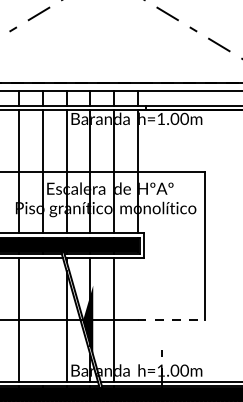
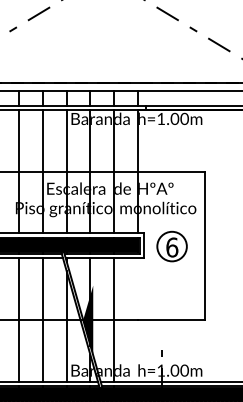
part: none -> present (171, 246)
line: none -> present (43, 319)
line: dashed -> solid (171, 320)
